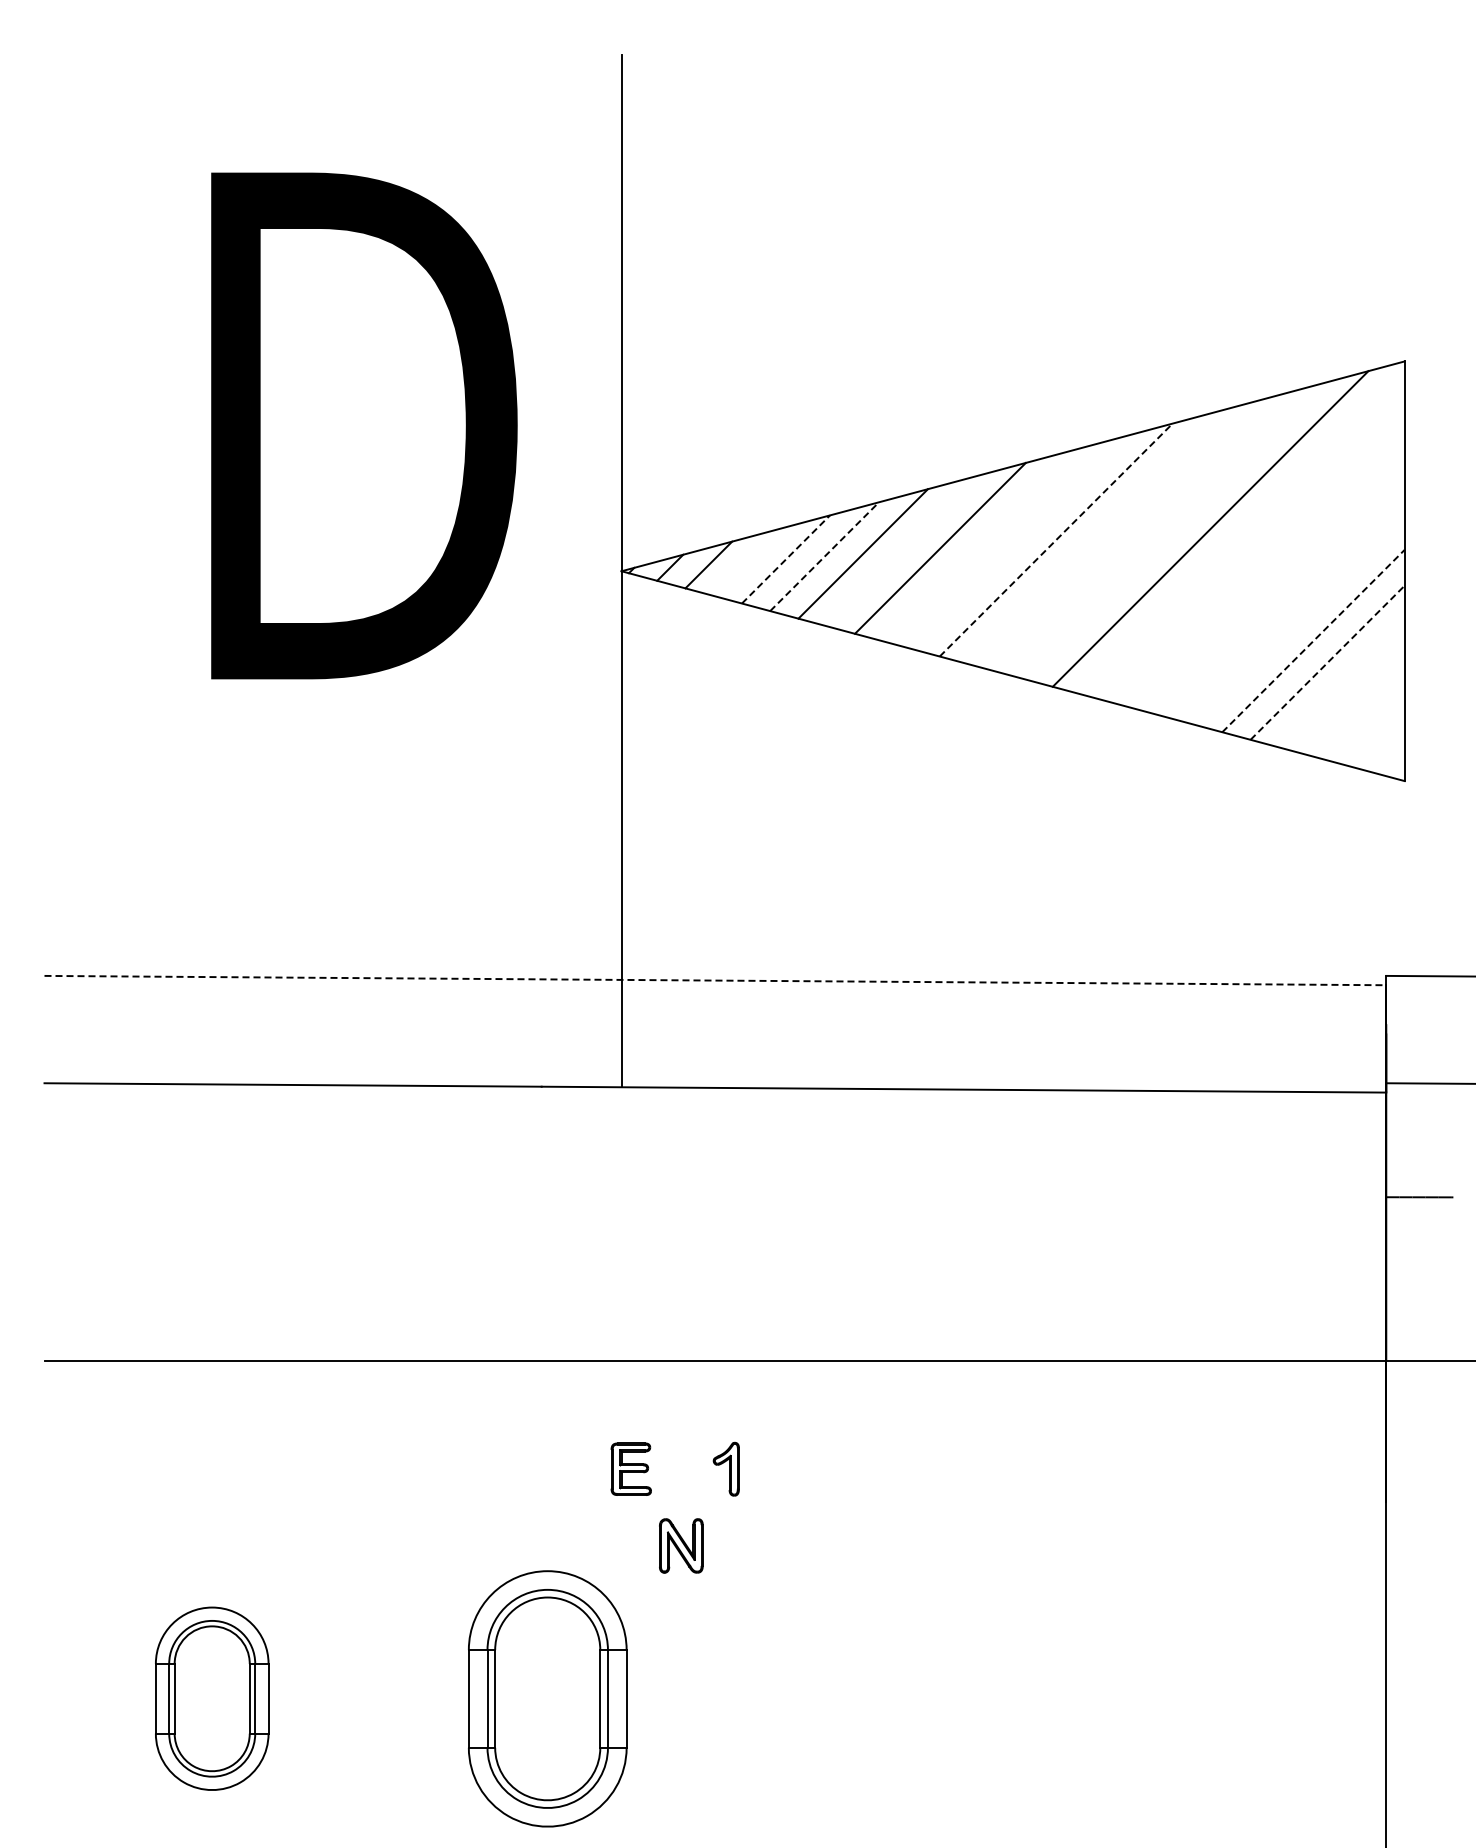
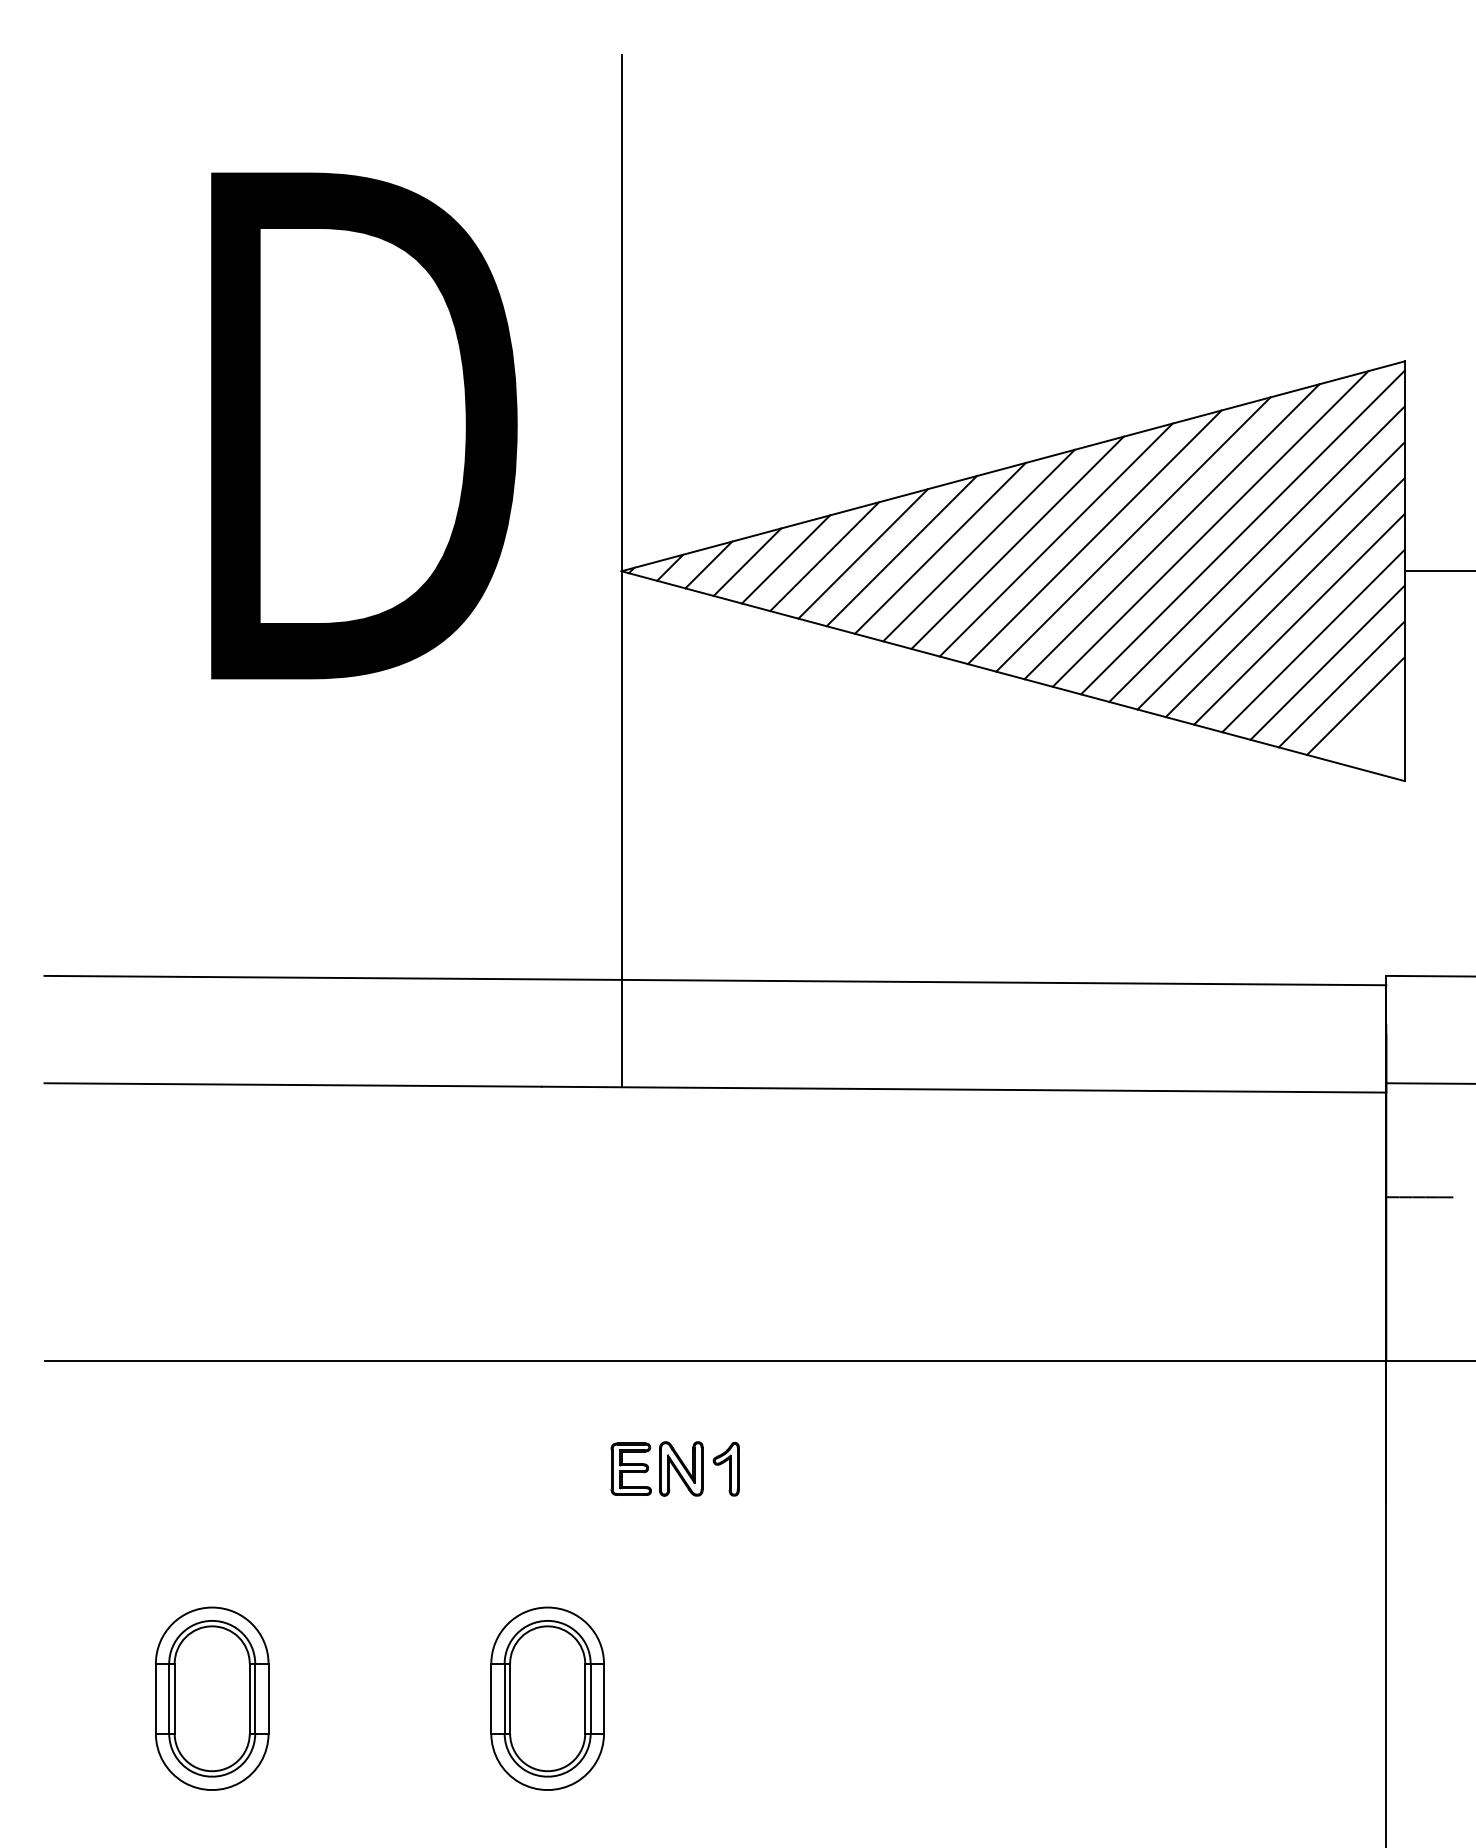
line: none -> present (1171, 531)
line: none -> present (1242, 532)
line: none -> present (1133, 534)
line: none -> present (1094, 537)
line: dashed -> solid (1056, 540)
line: none -> present (1017, 542)
line: none -> present (978, 545)
line: none -> present (901, 551)
line: none -> present (1256, 553)
line: dashed -> solid (824, 556)
line: dashed -> solid (786, 559)
line: none -> present (747, 561)
line: none -> present (1438, 571)
line: none -> present (1270, 575)
line: none -> present (1284, 597)
line: none -> present (1299, 619)
line: dashed -> solid (1313, 641)
line: dashed -> solid (1327, 662)
line: none -> present (1341, 684)
line: none -> present (1355, 705)
line: dashed -> solid (715, 980)
part position: (681, 1545) -> (681, 1468) (681, 1468)
part size: 160x258 px -> 115x185 px (547, 1698)
